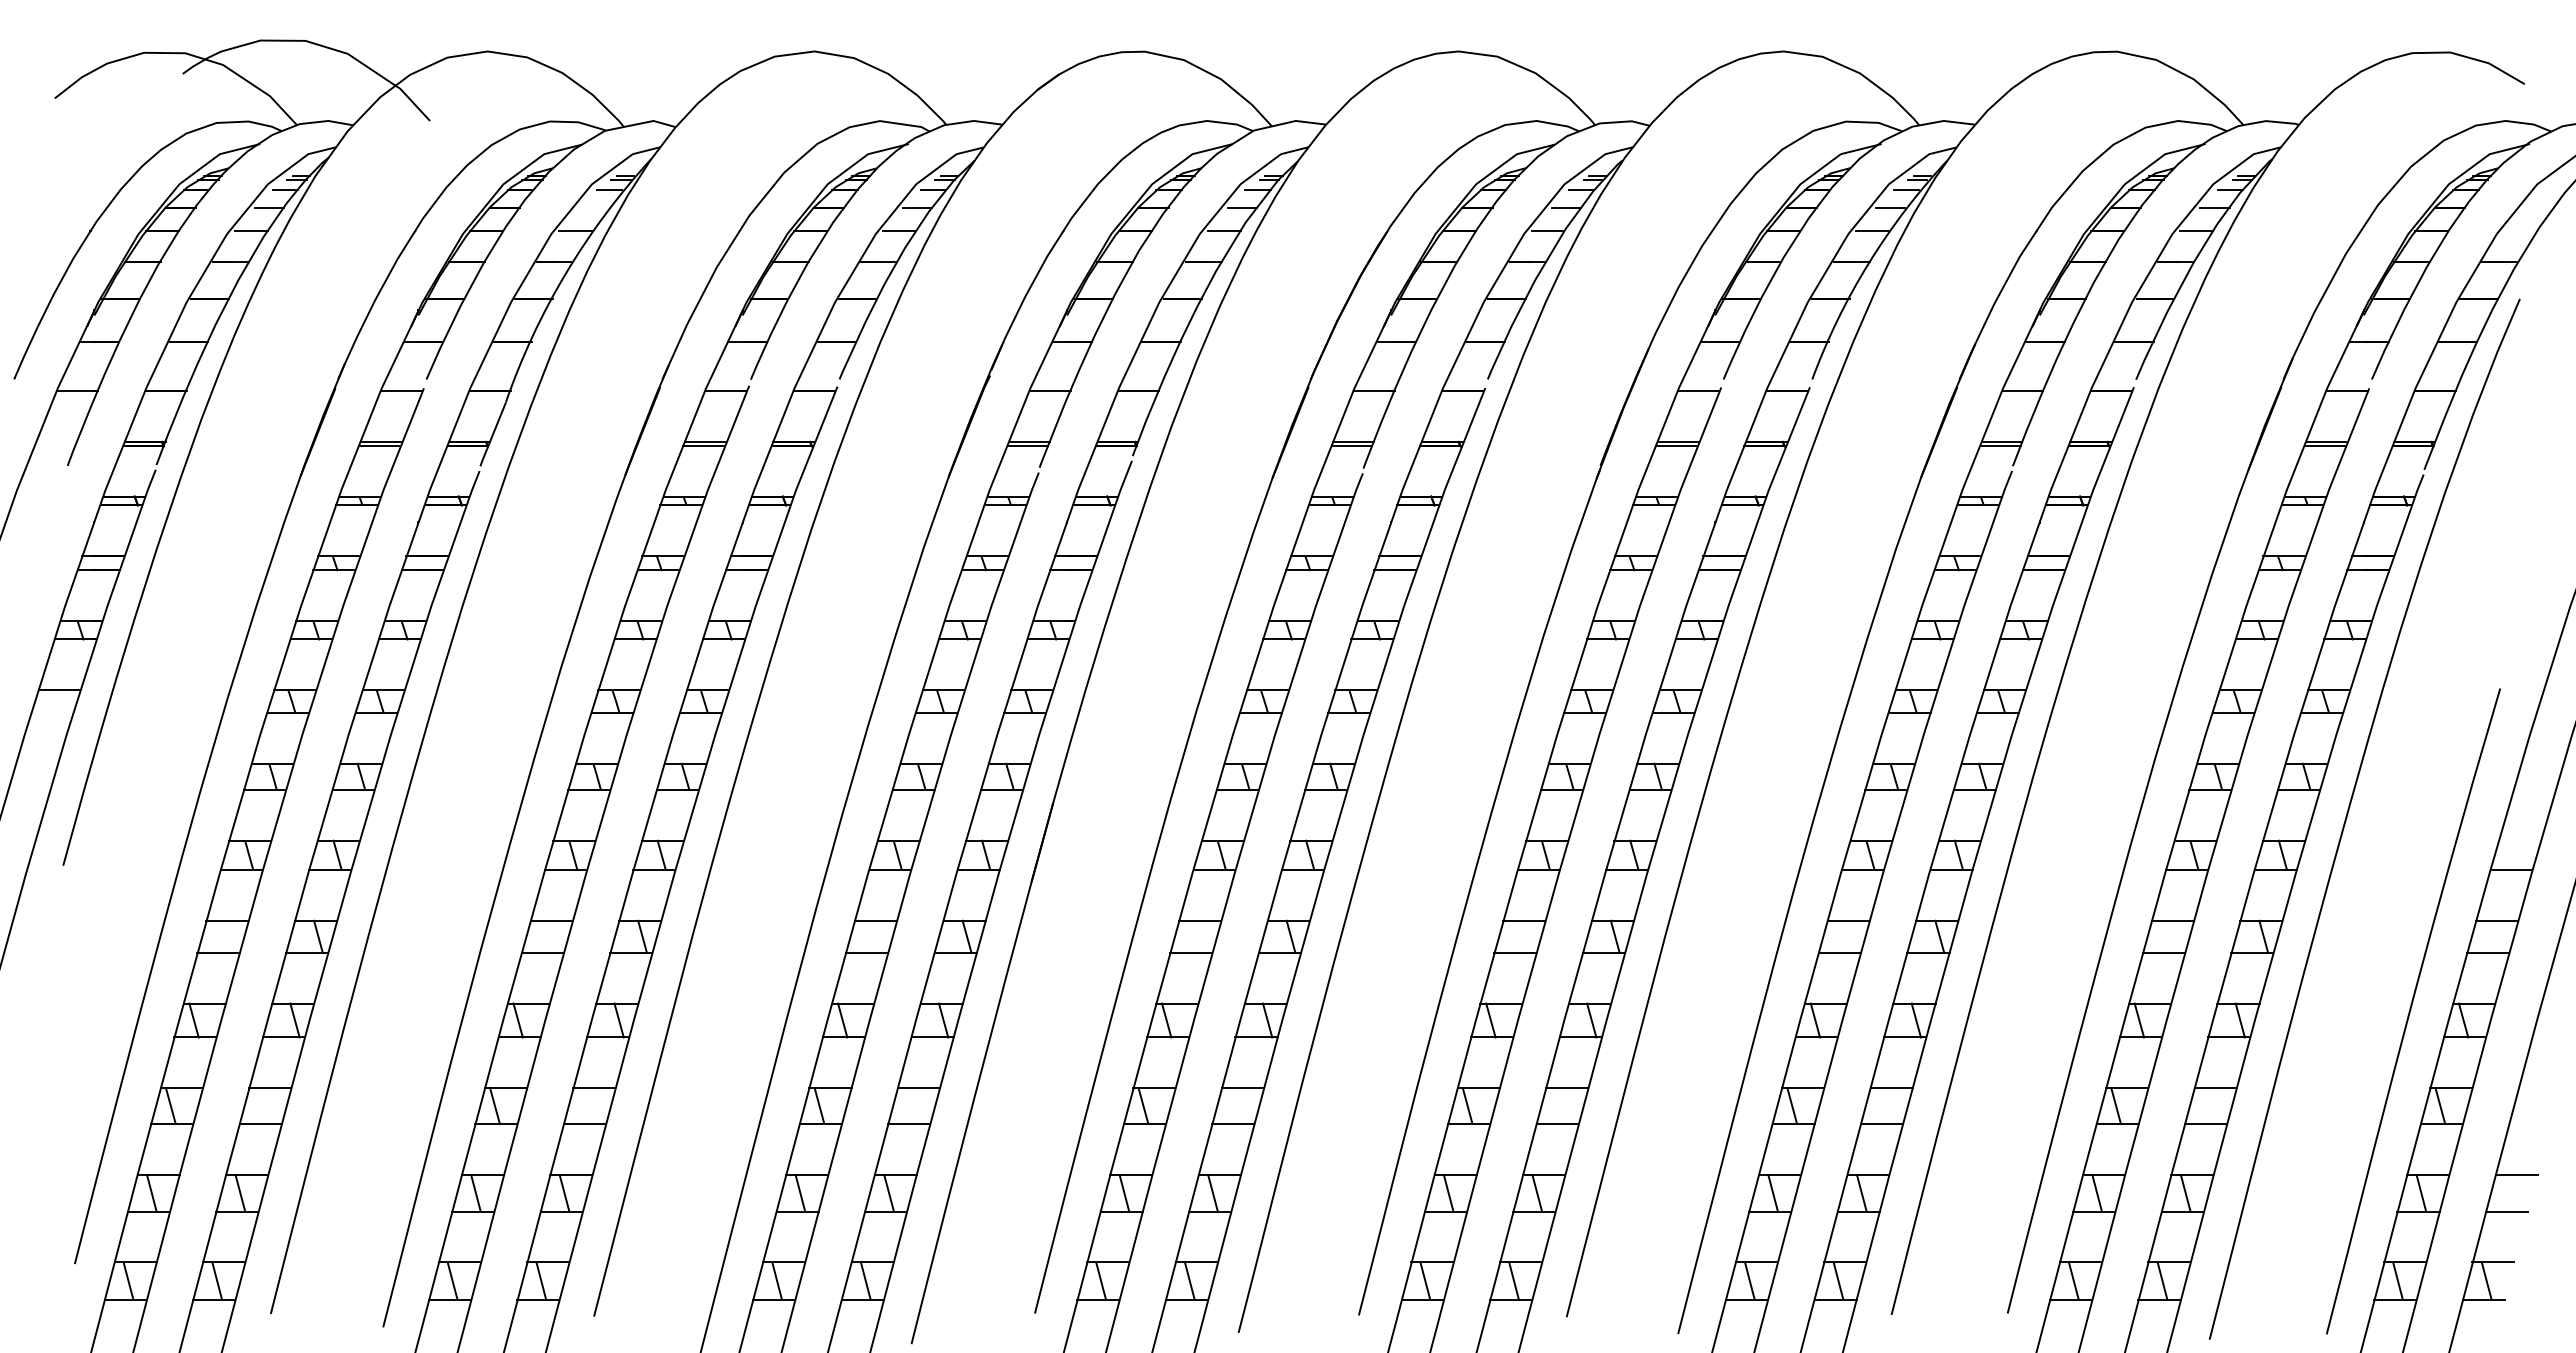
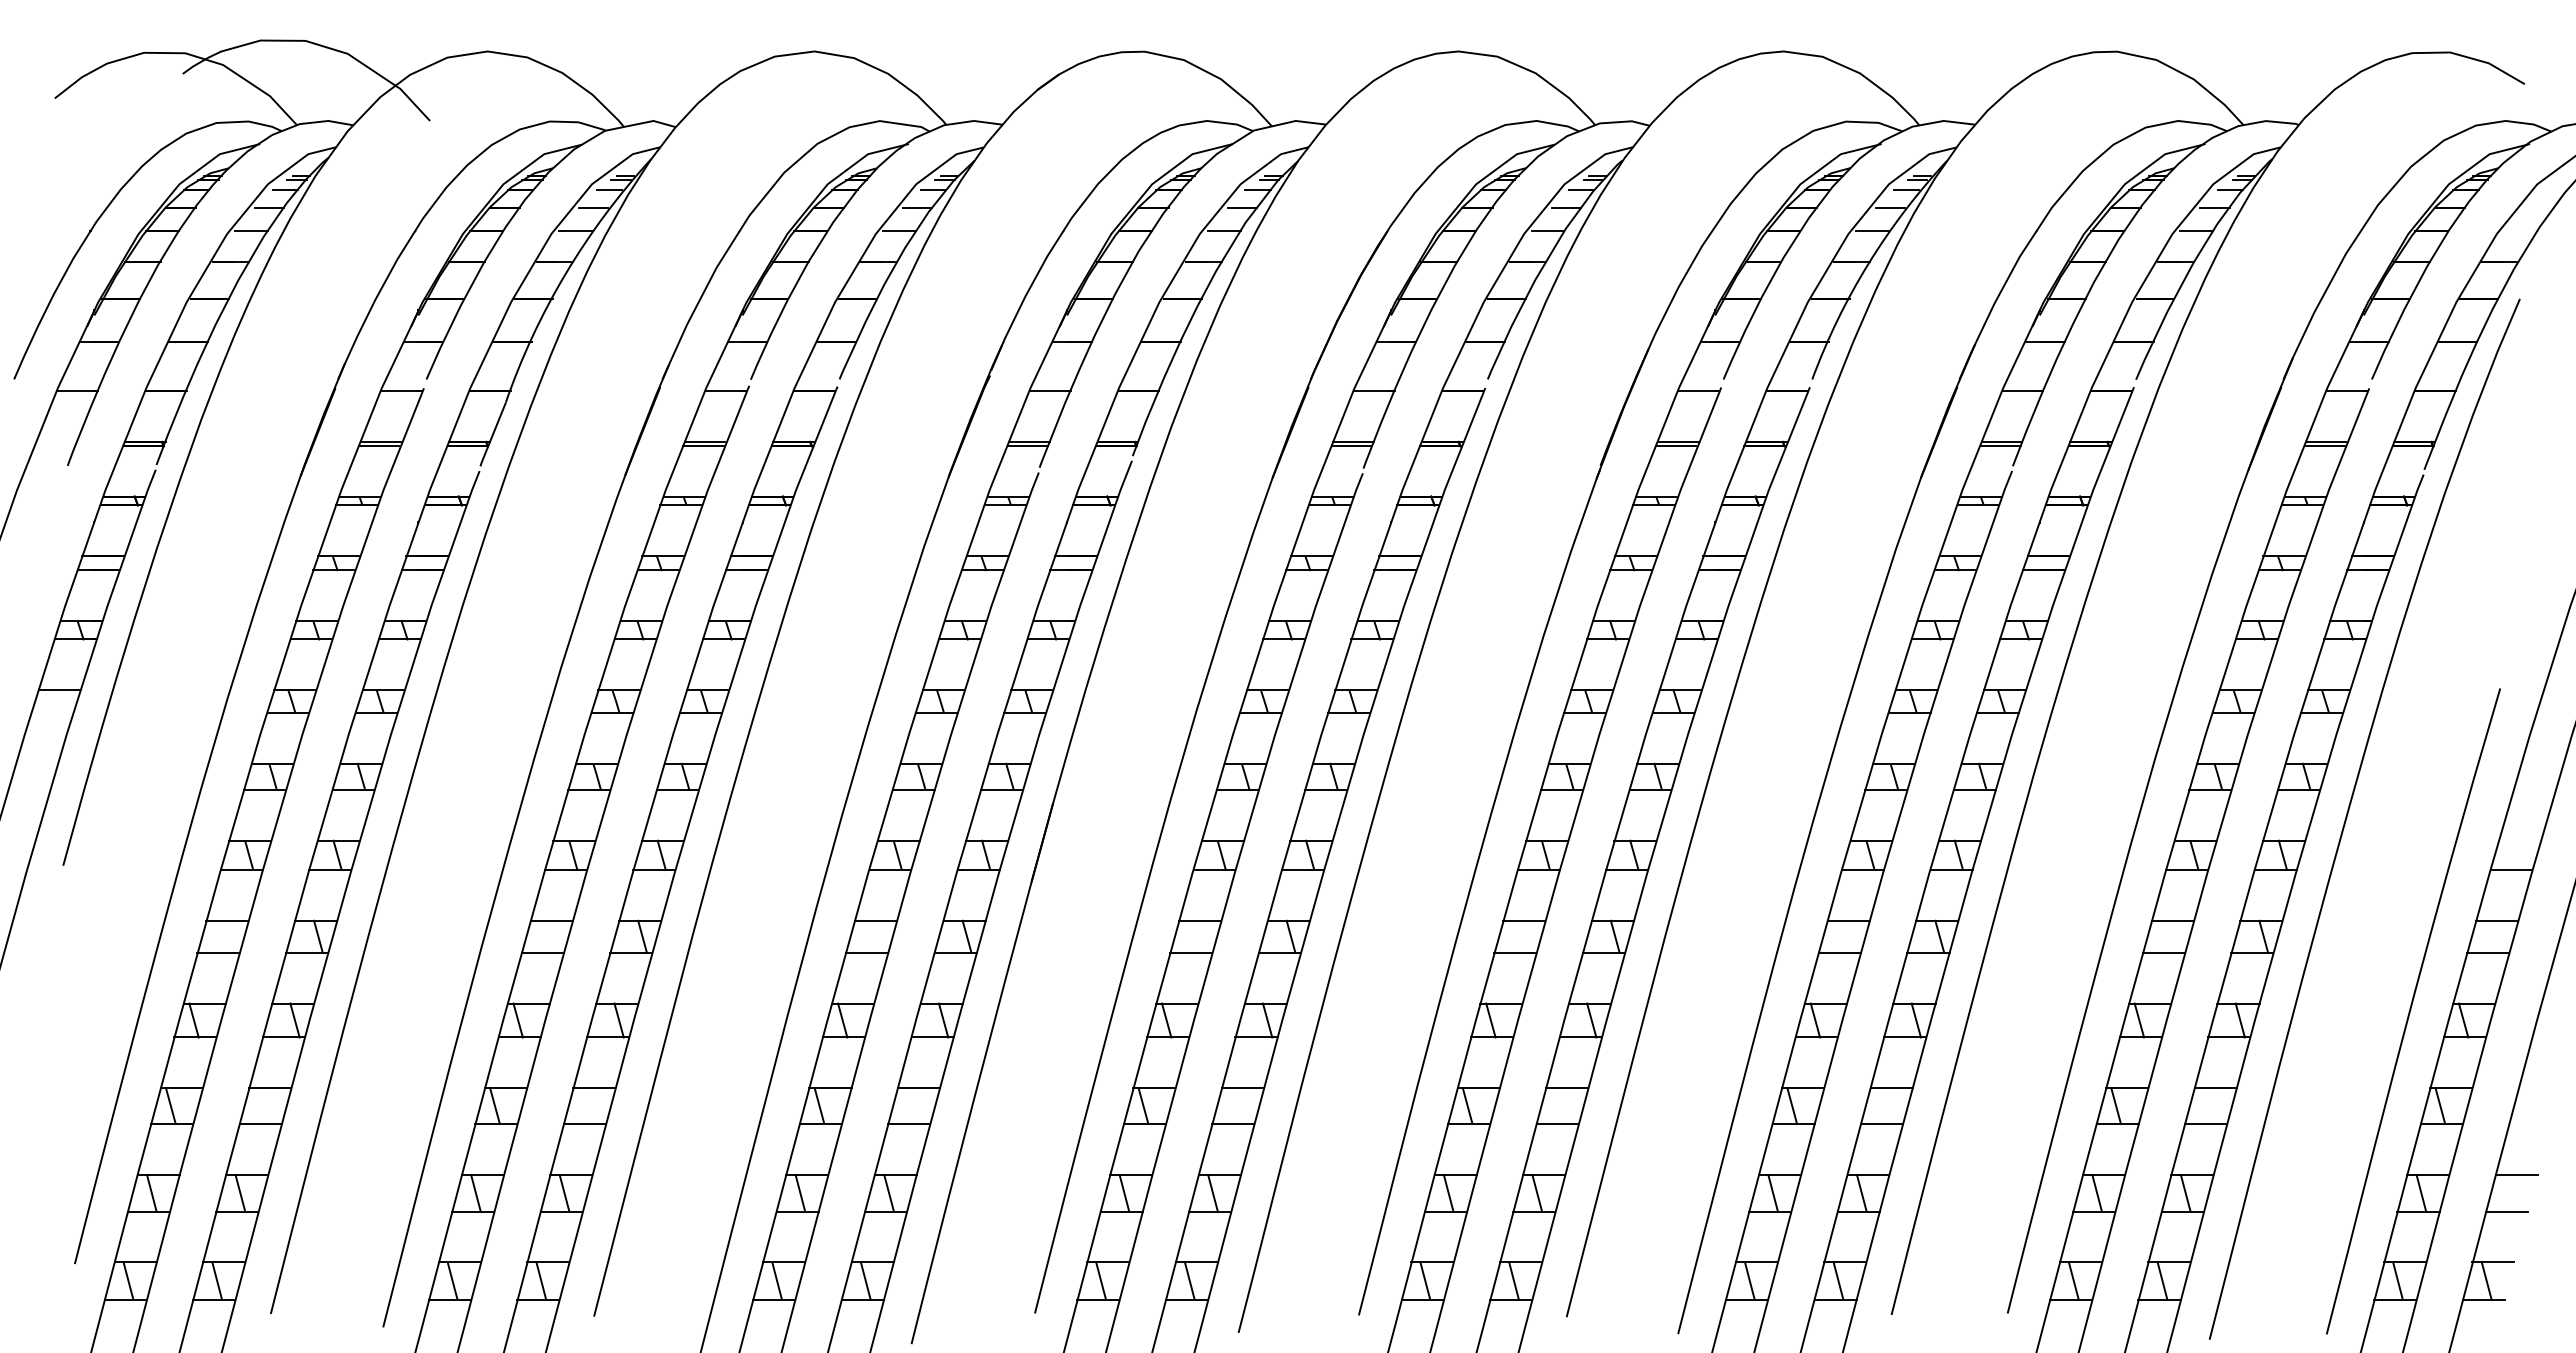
line: none -> present (593, 207)
